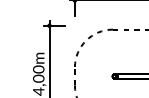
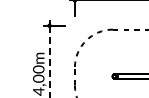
line: solid -> dashed (49, 61)
